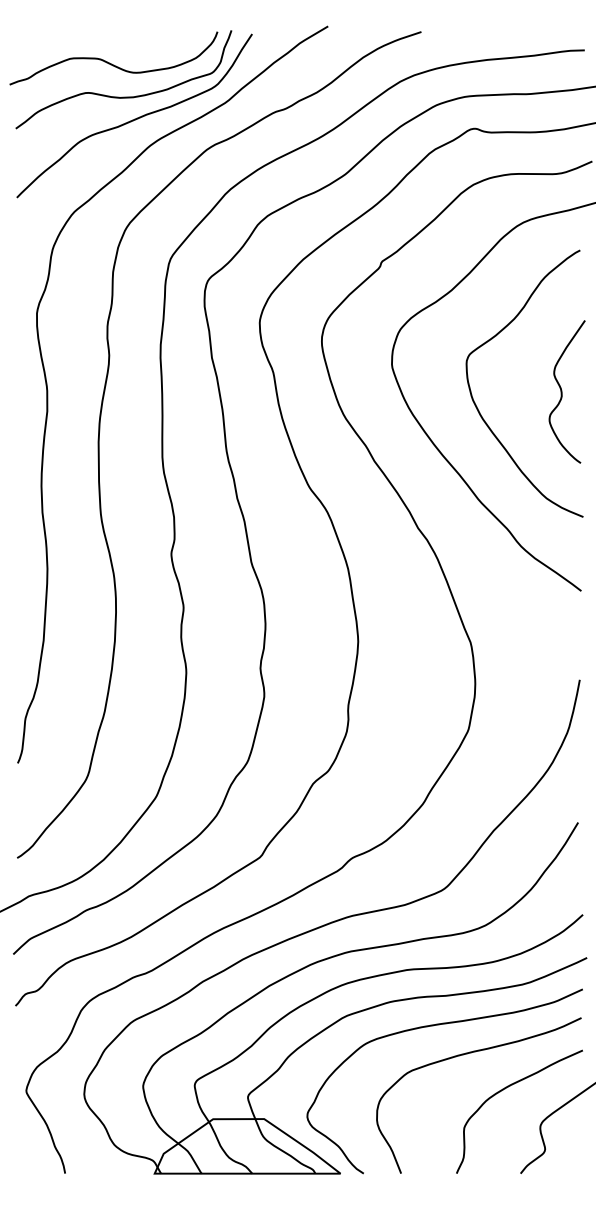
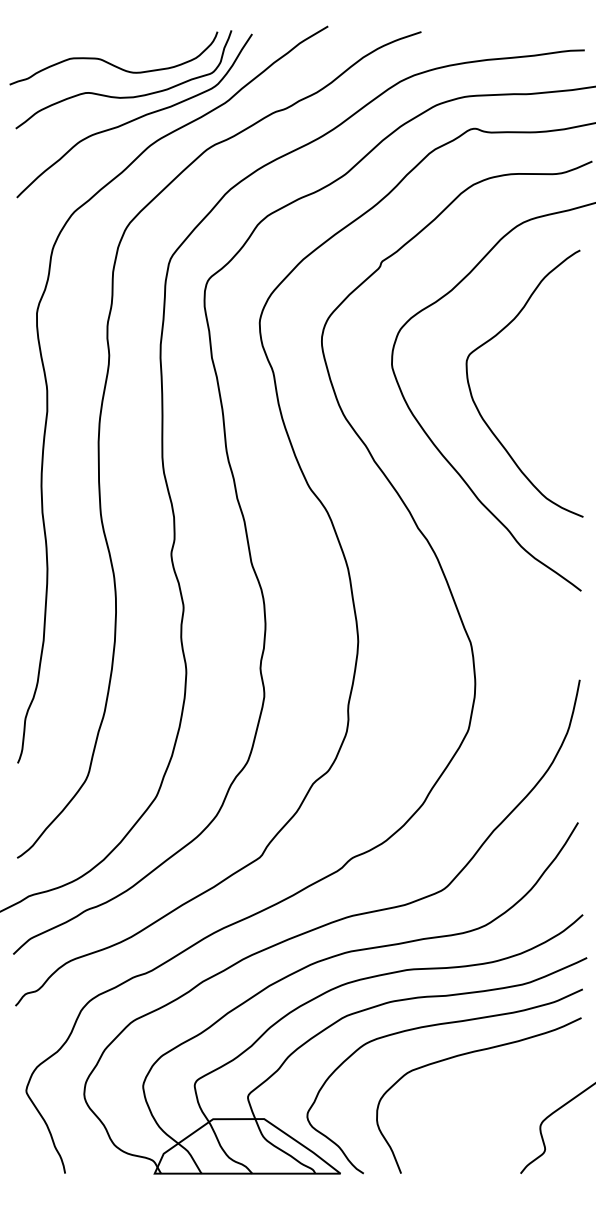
curve: present -> none (562, 391)
curve: present -> none (505, 1089)
